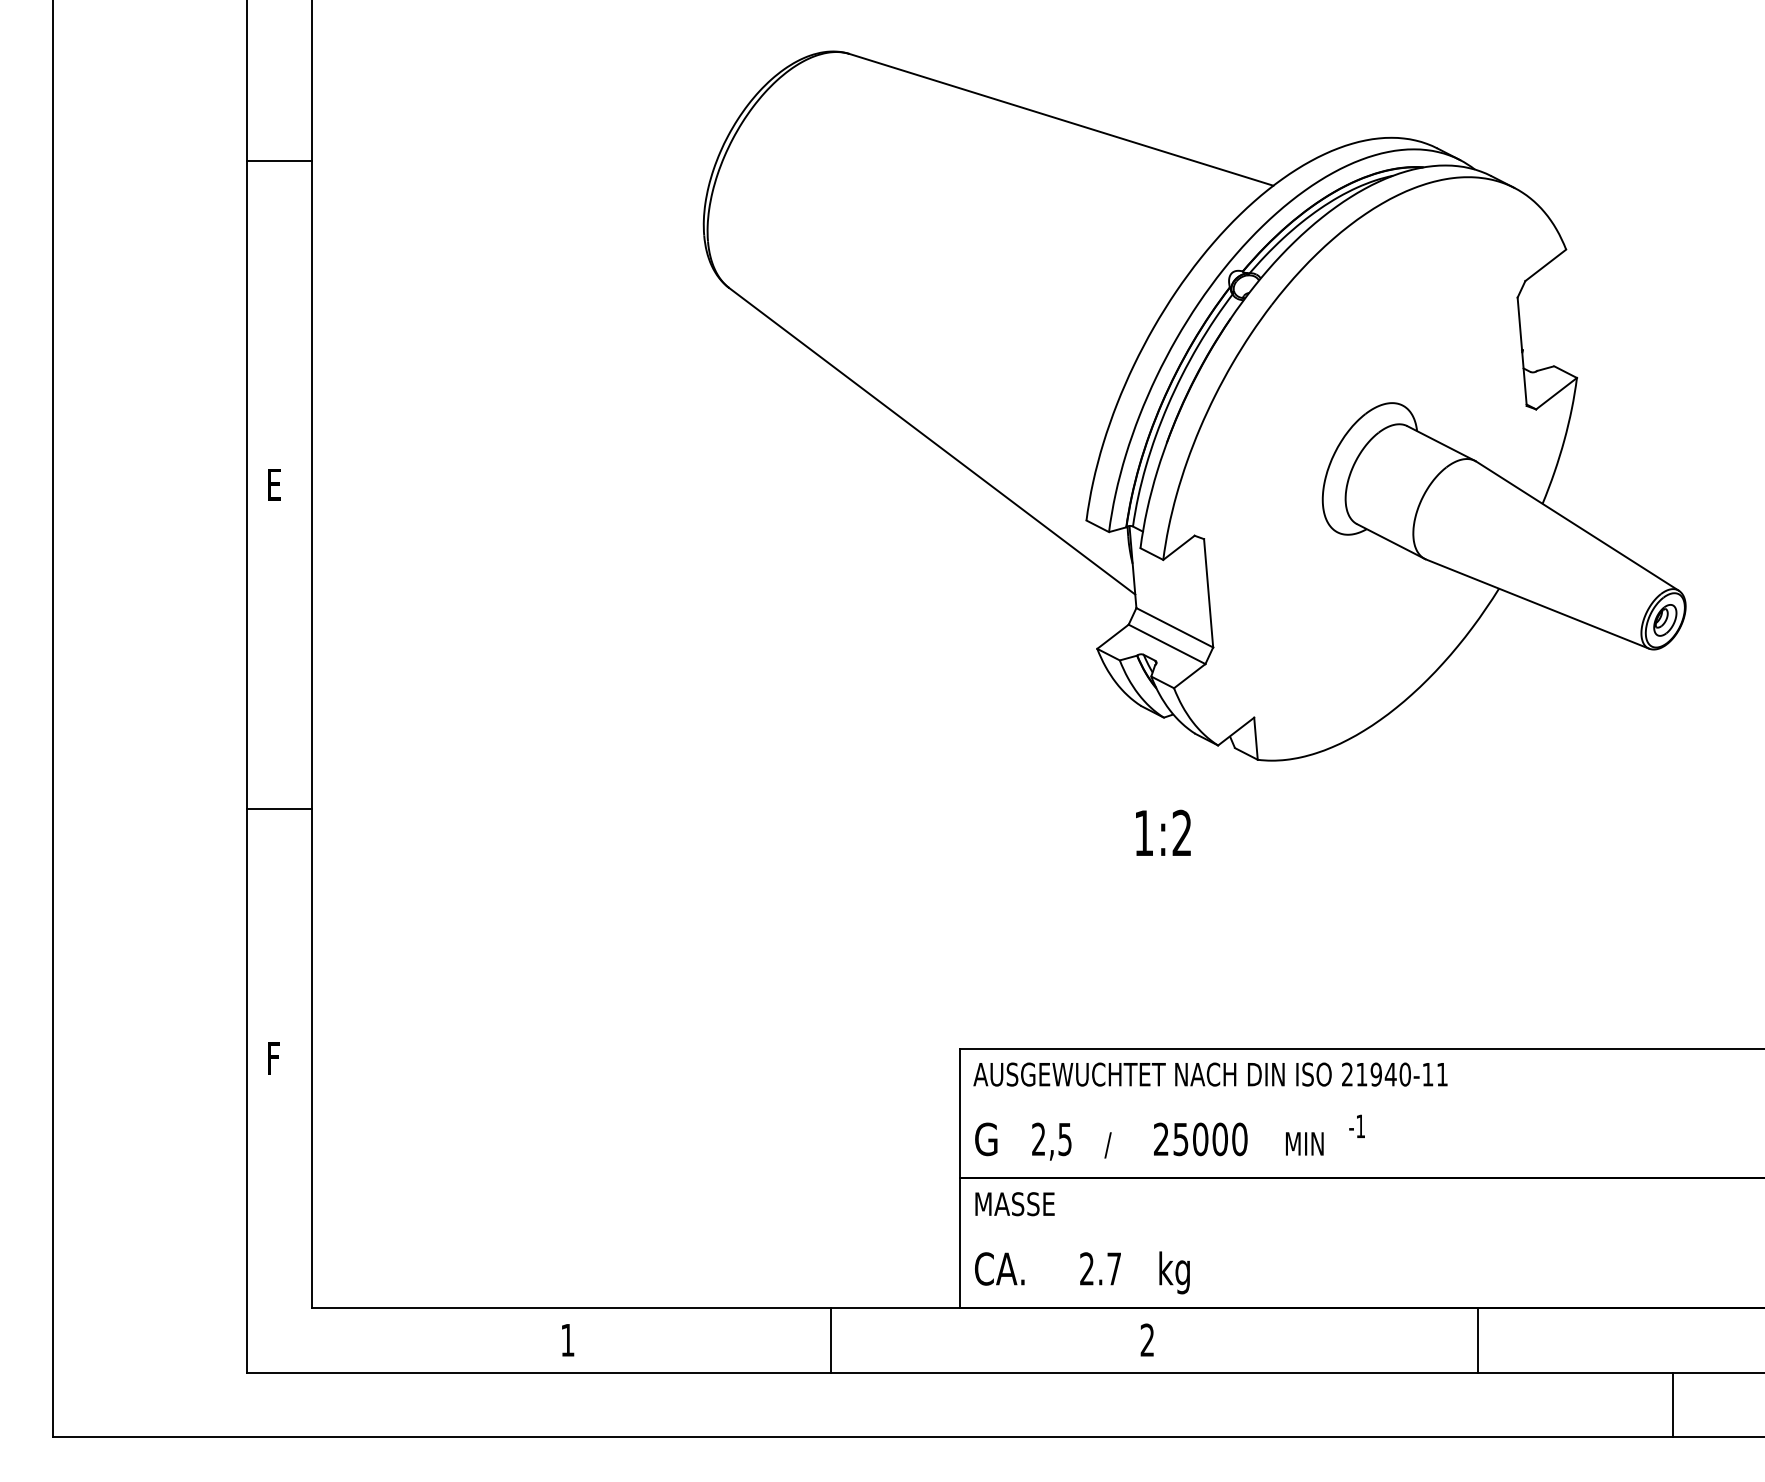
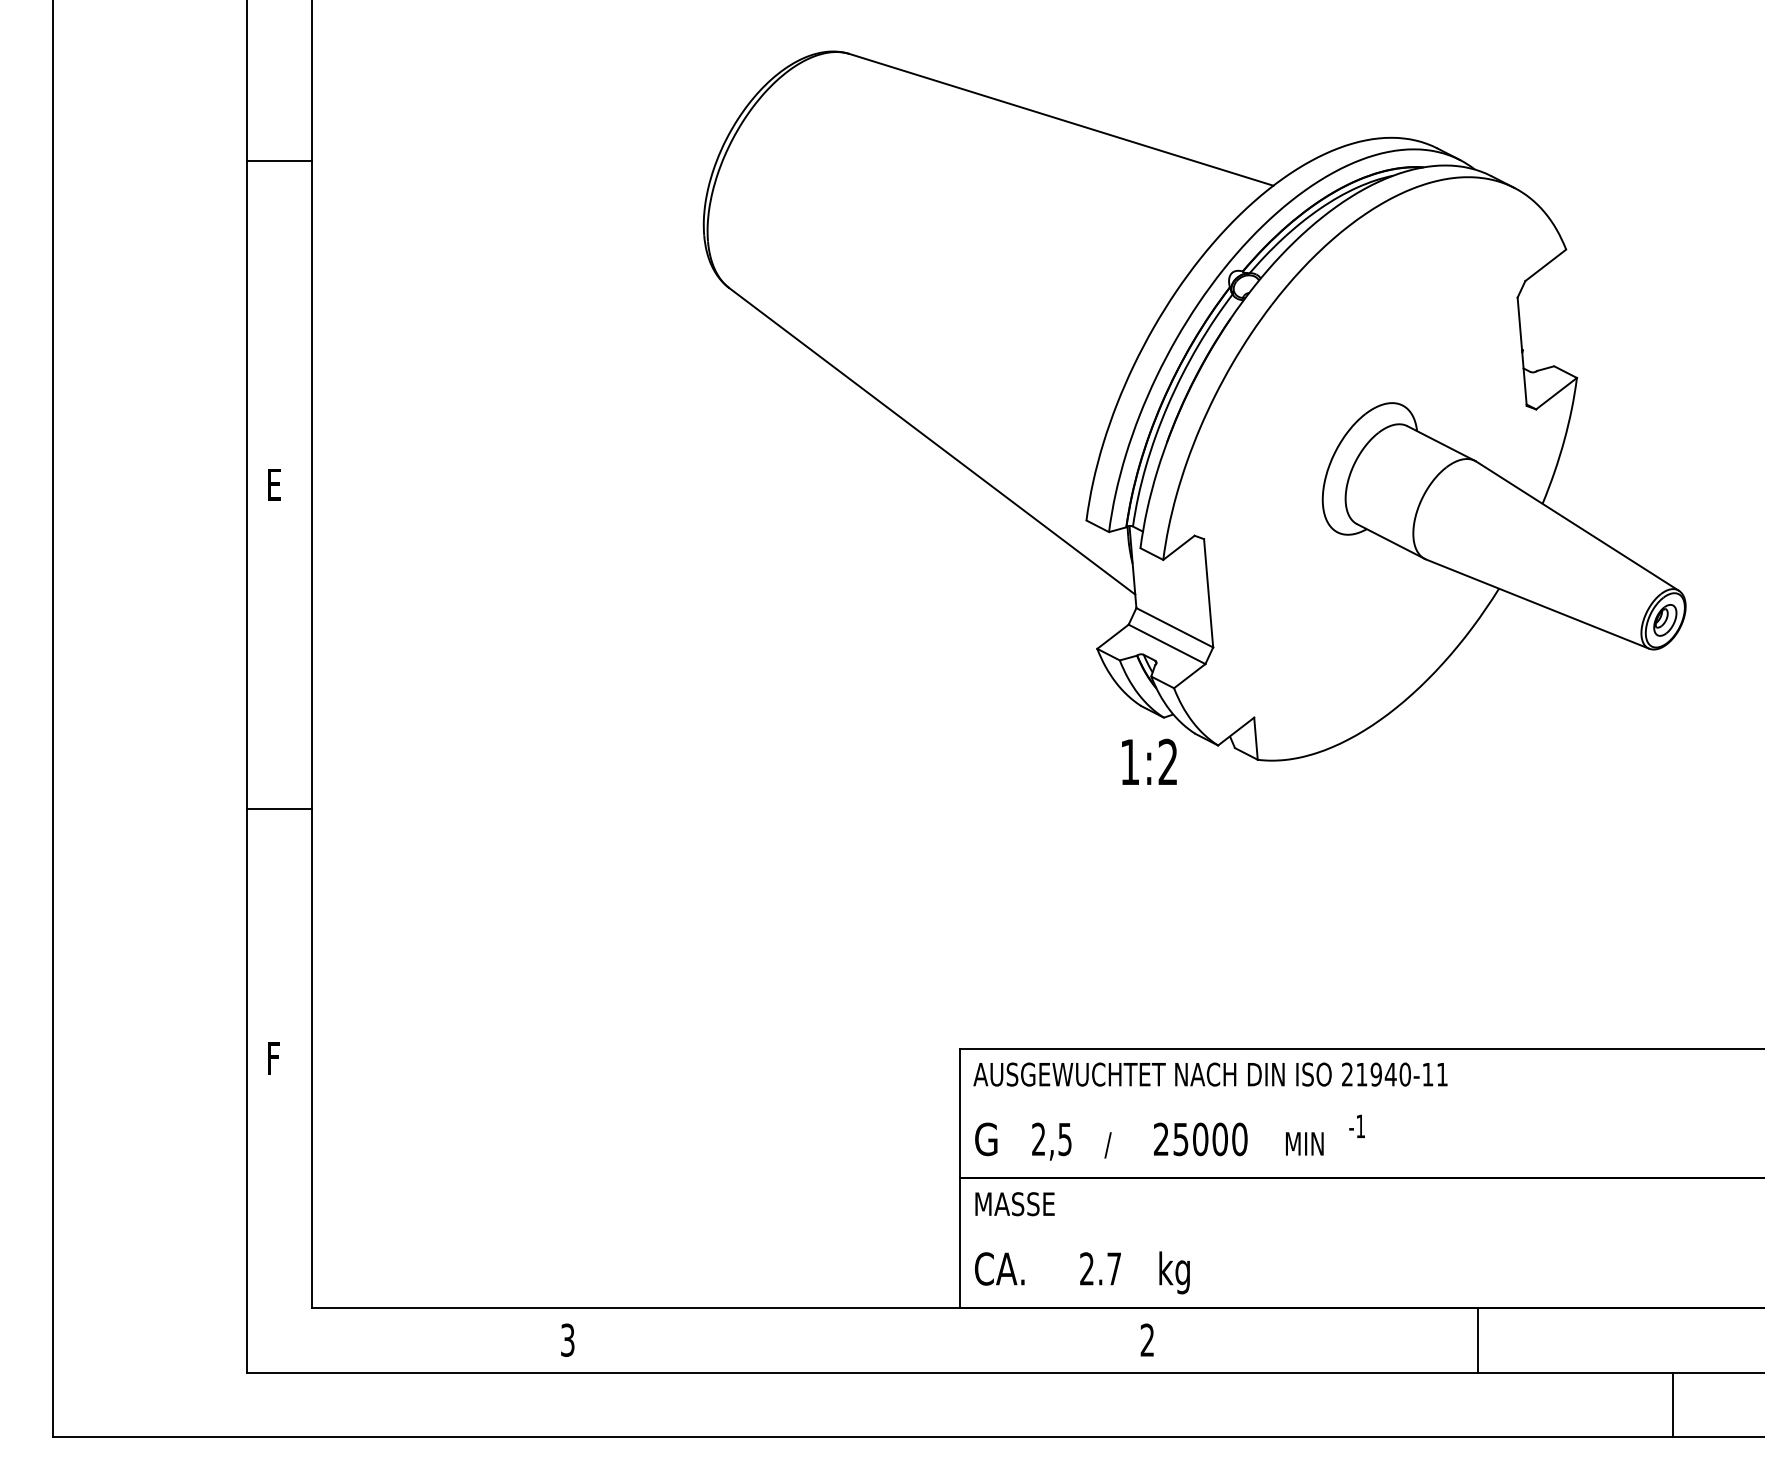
text position: (1163, 832) -> (1149, 761) (1149, 761)
text: 1 -> 3 (567, 1339)
line: present -> none (830, 1339)
